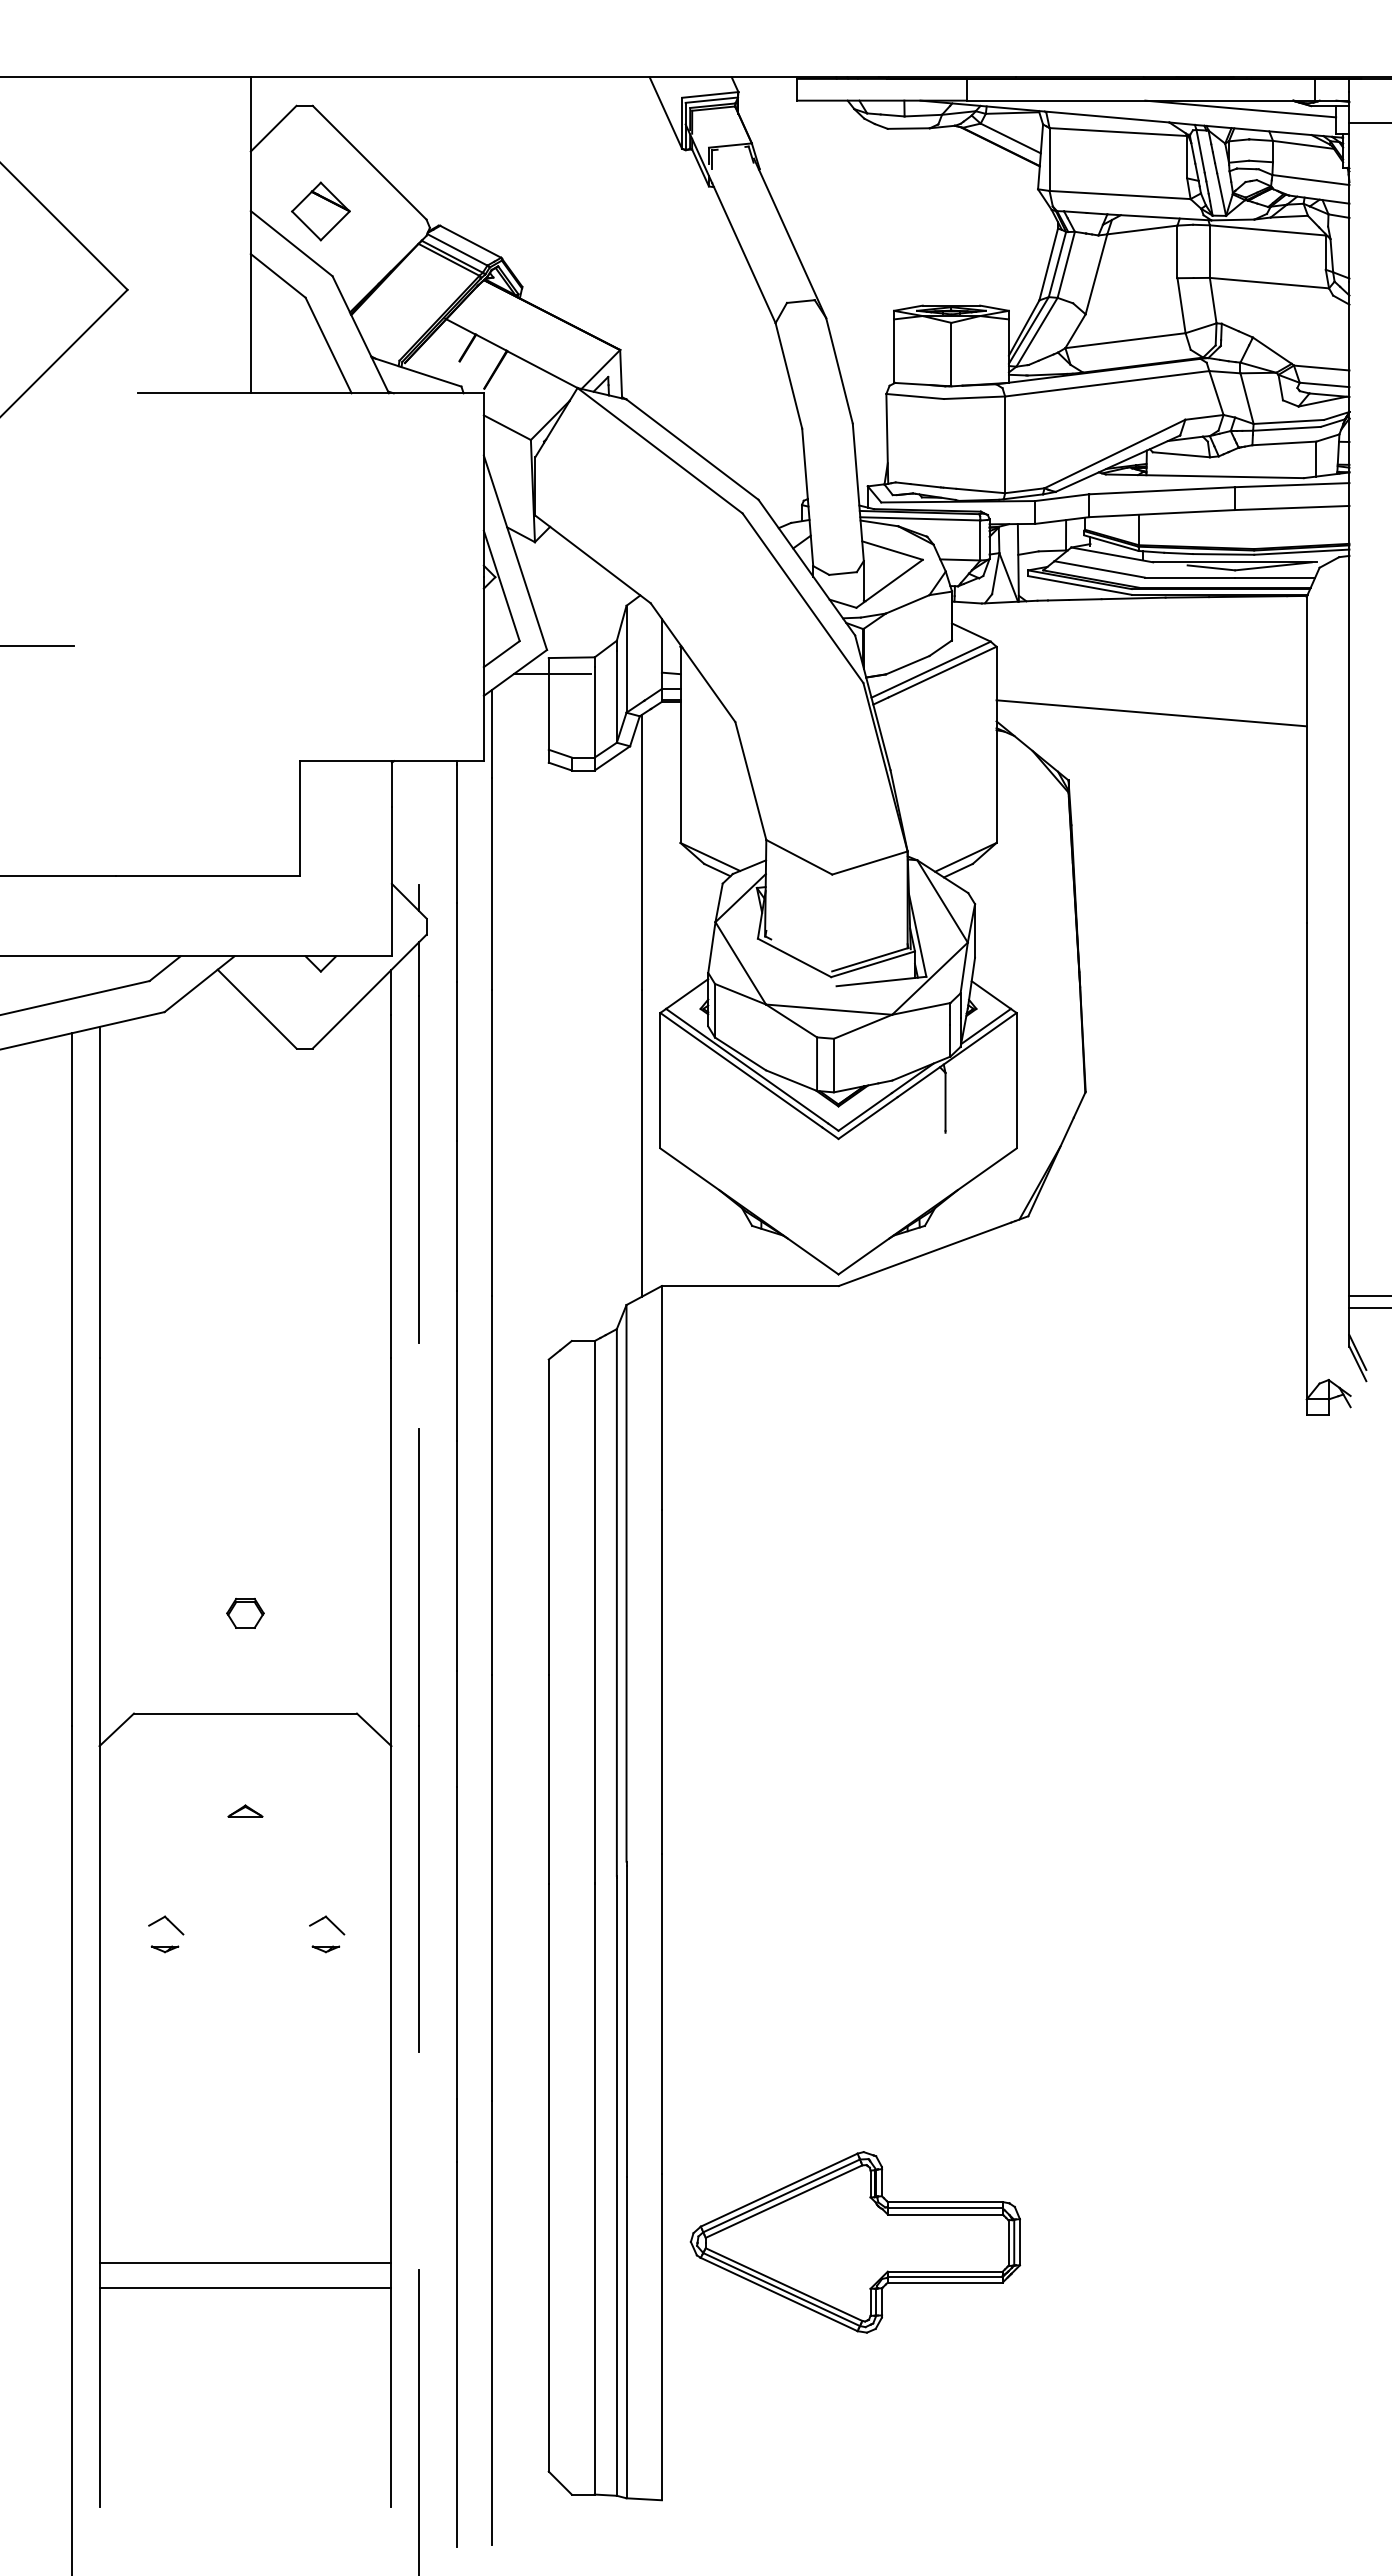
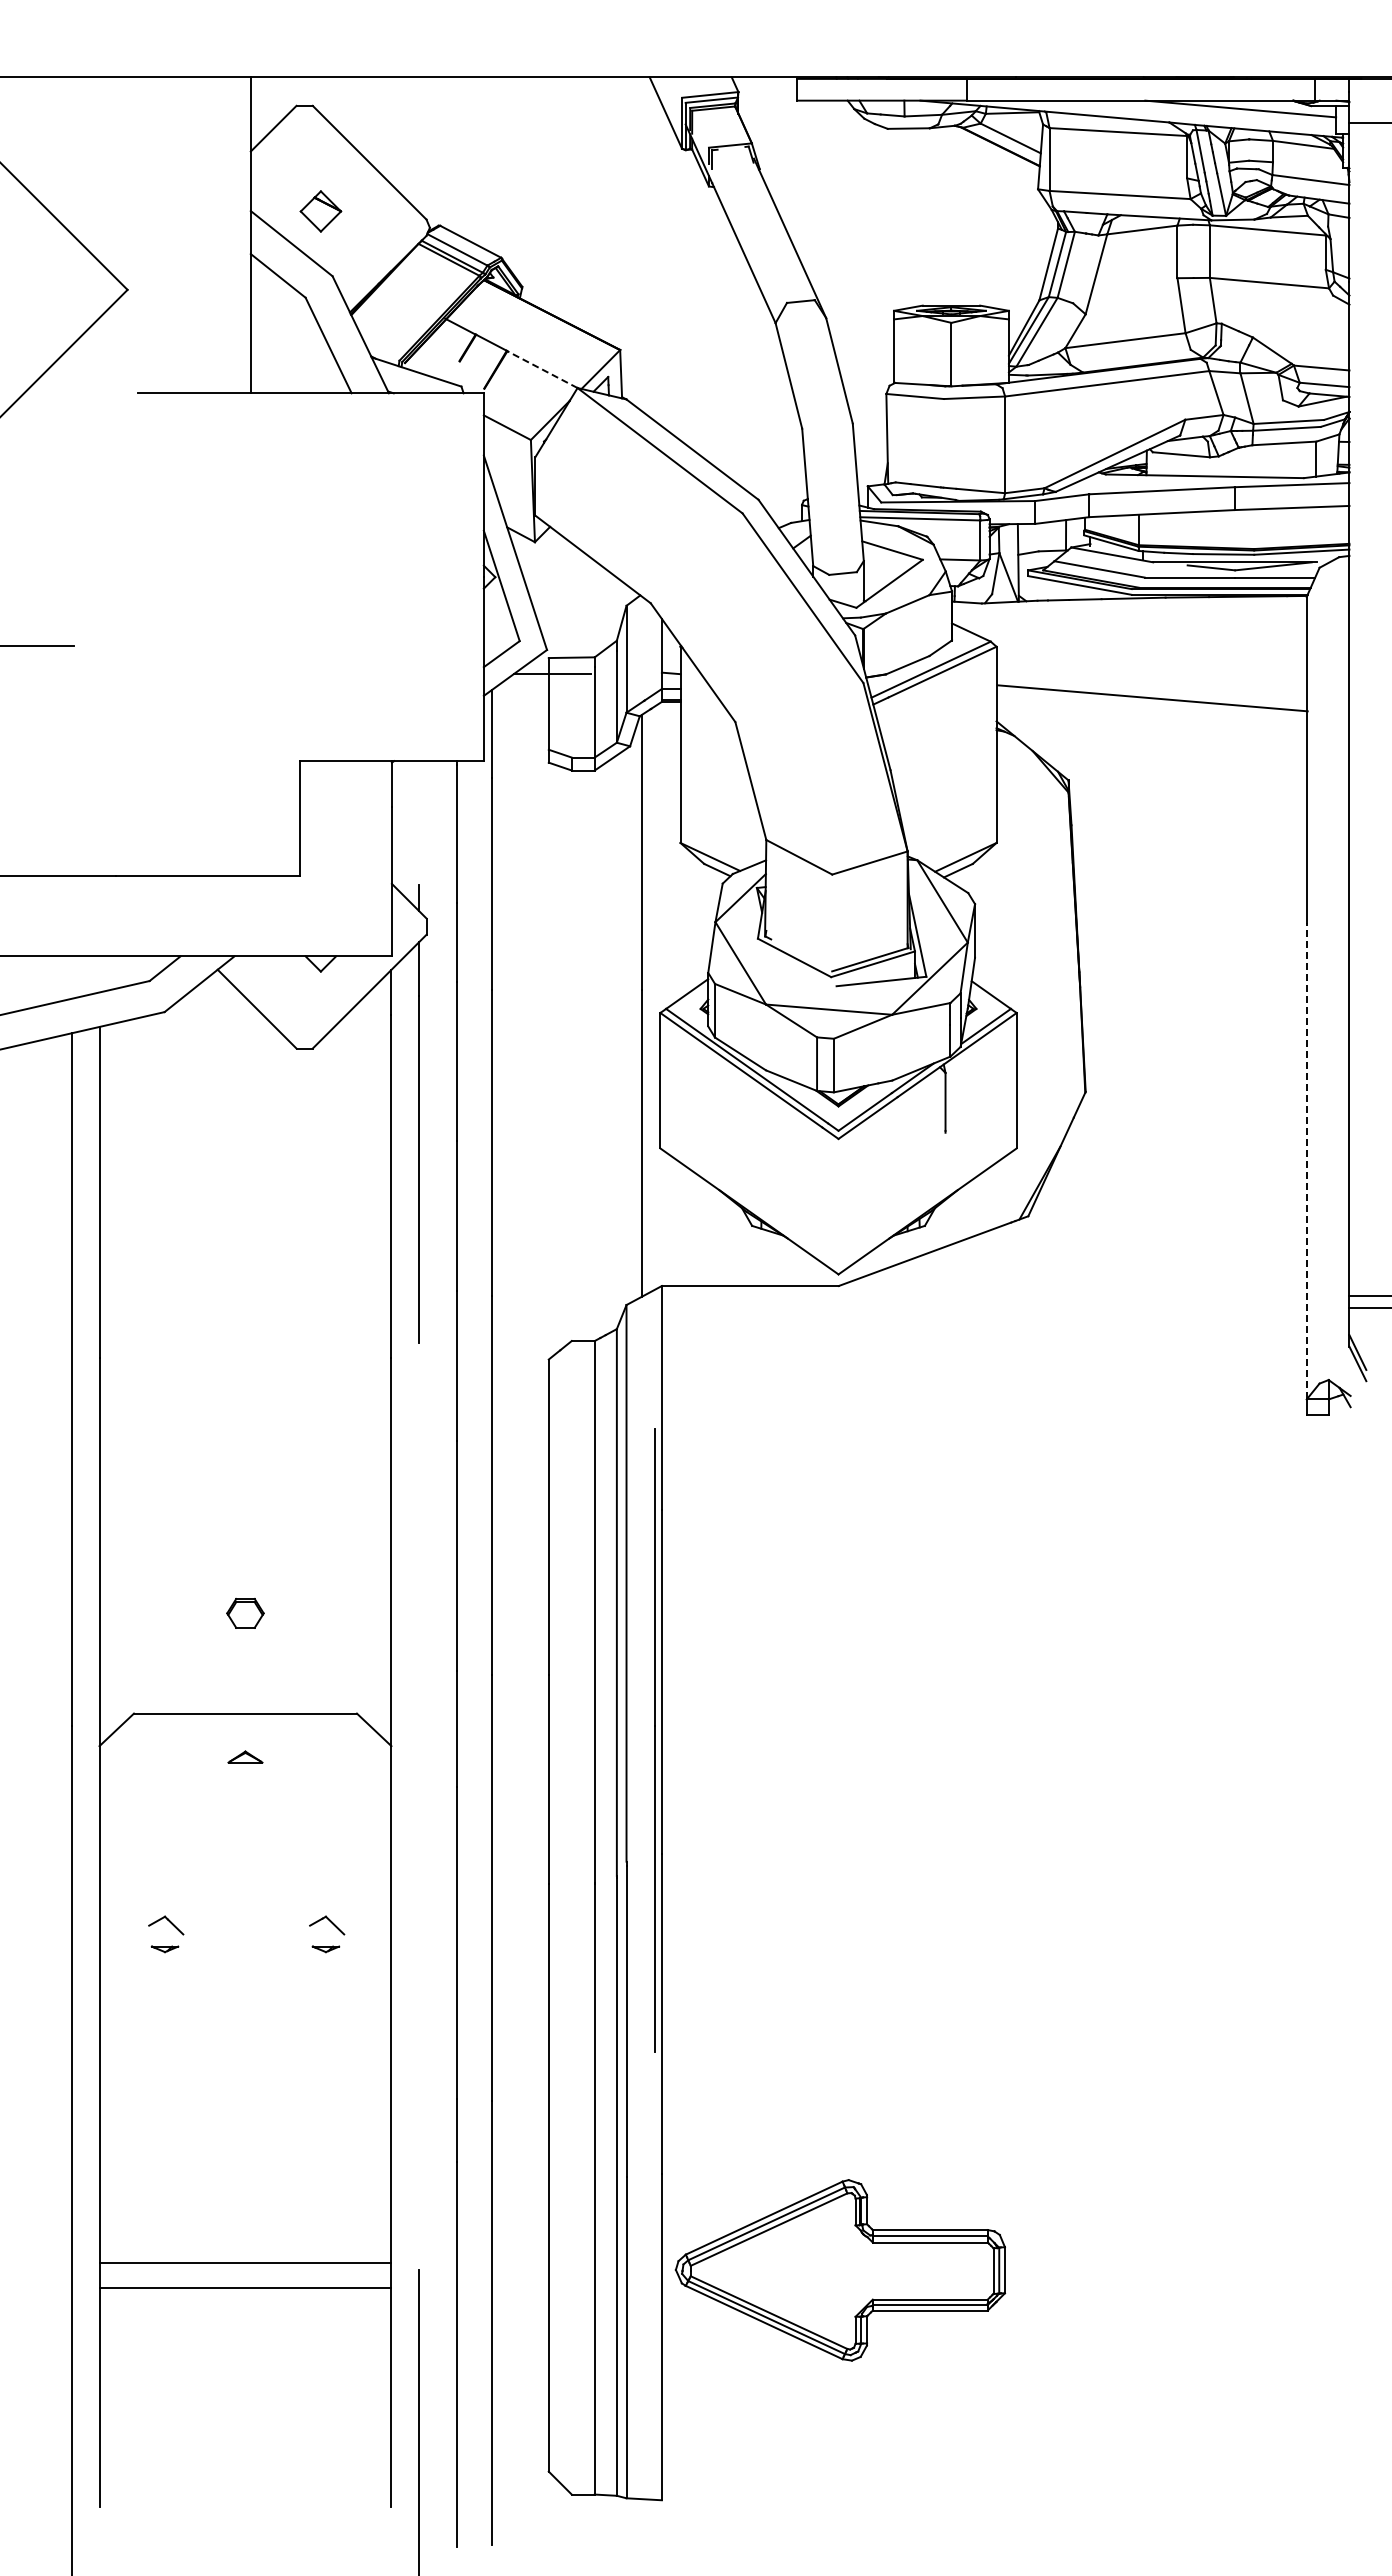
part size: 60x61 px -> 44x43 px (320, 211)
line: solid -> dashed (542, 369)
line position: (1151, 713) -> (1152, 698) (1152, 698)
line: solid -> dashed (1306, 1160)
line position: (418, 1740) -> (654, 1740) (654, 1740)
part position: (245, 1810) -> (245, 1756) (245, 1756)
part position: (855, 2242) -> (840, 2270) (840, 2270)
